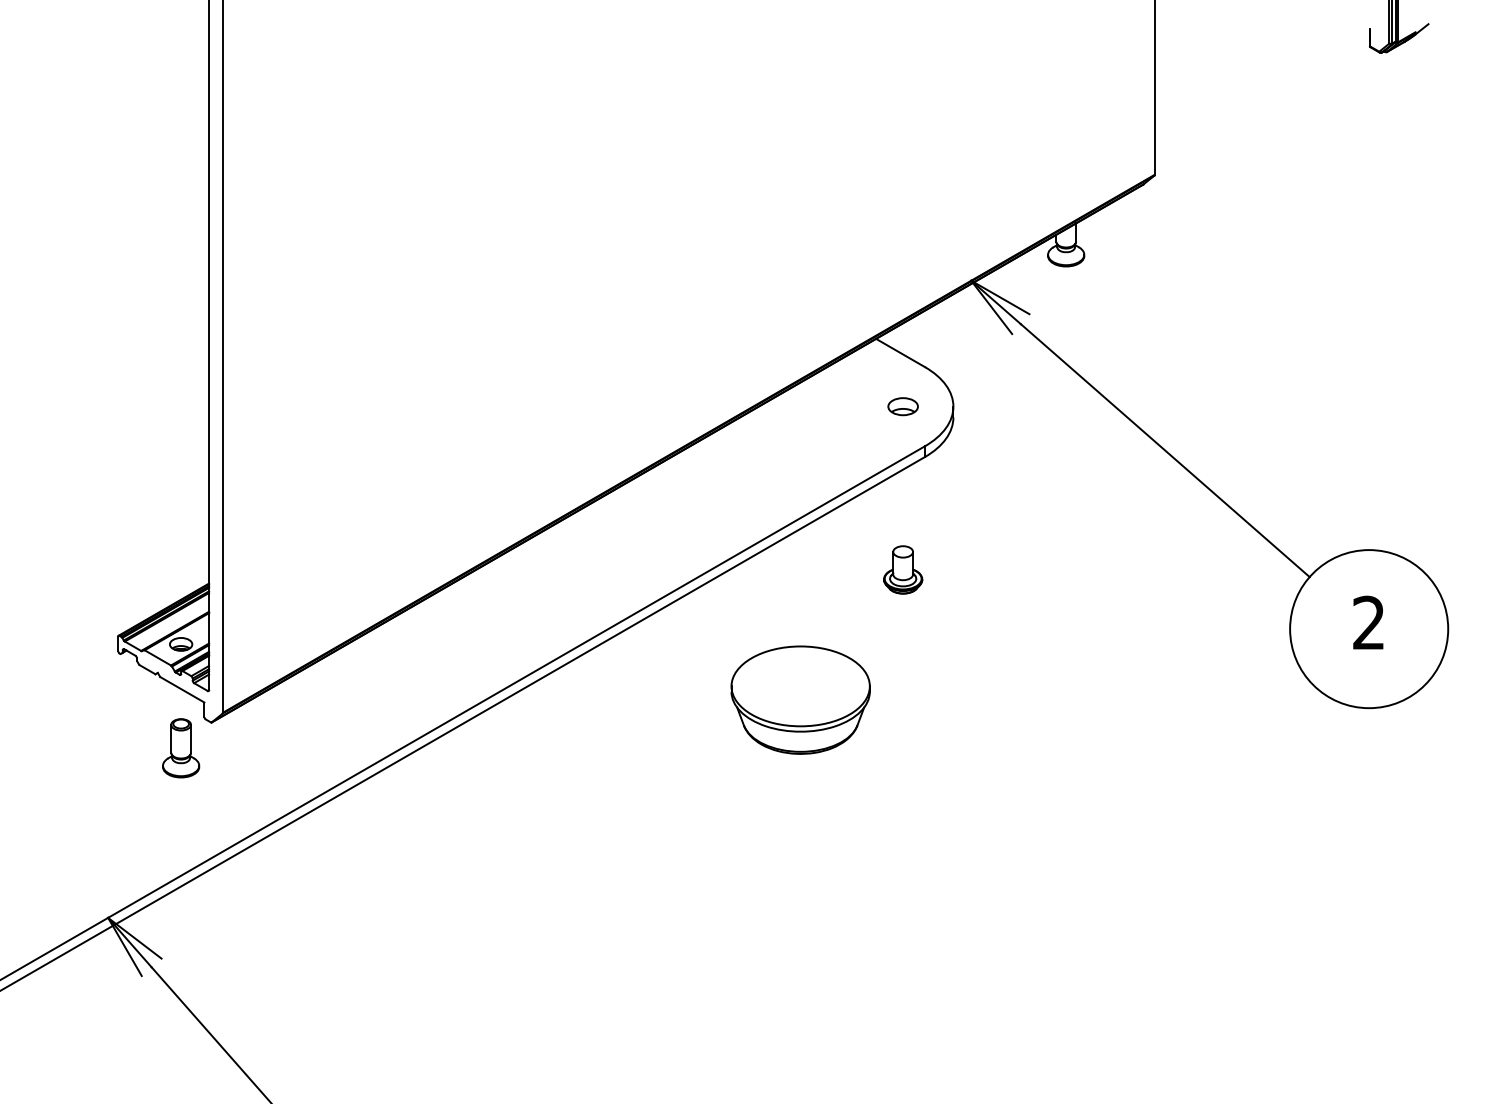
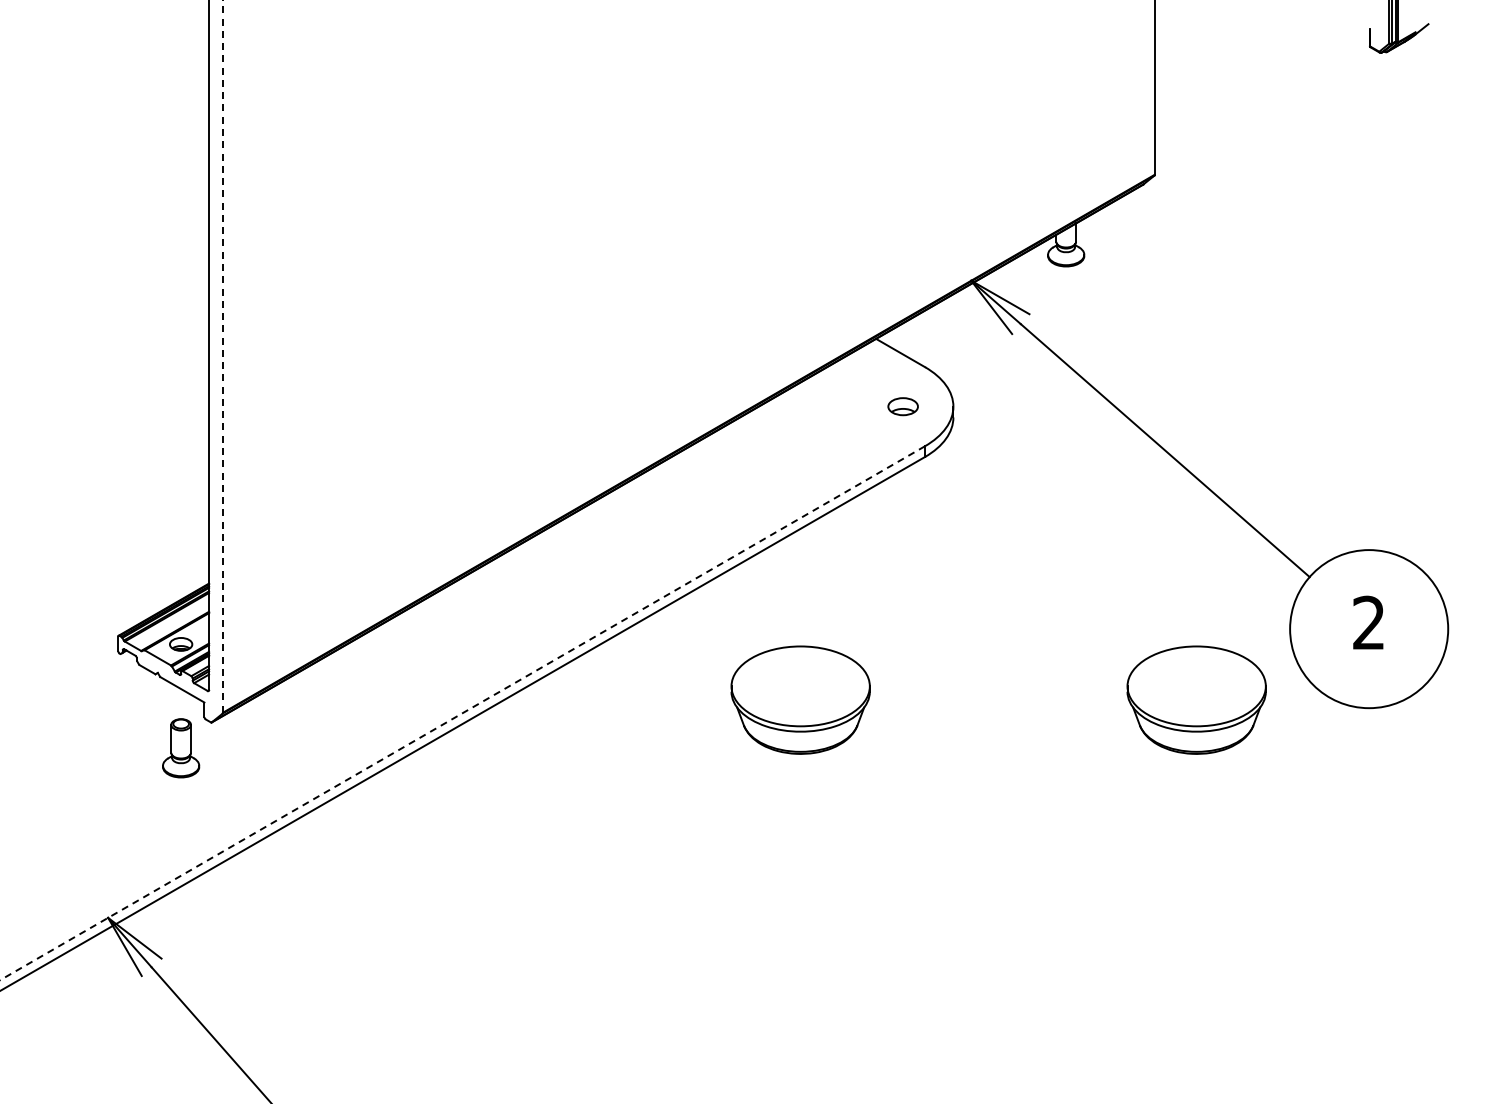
line: solid -> dashed (223, 356)
part: present -> none (903, 569)
part: none -> present (1196, 699)
line: solid -> dashed (462, 713)
